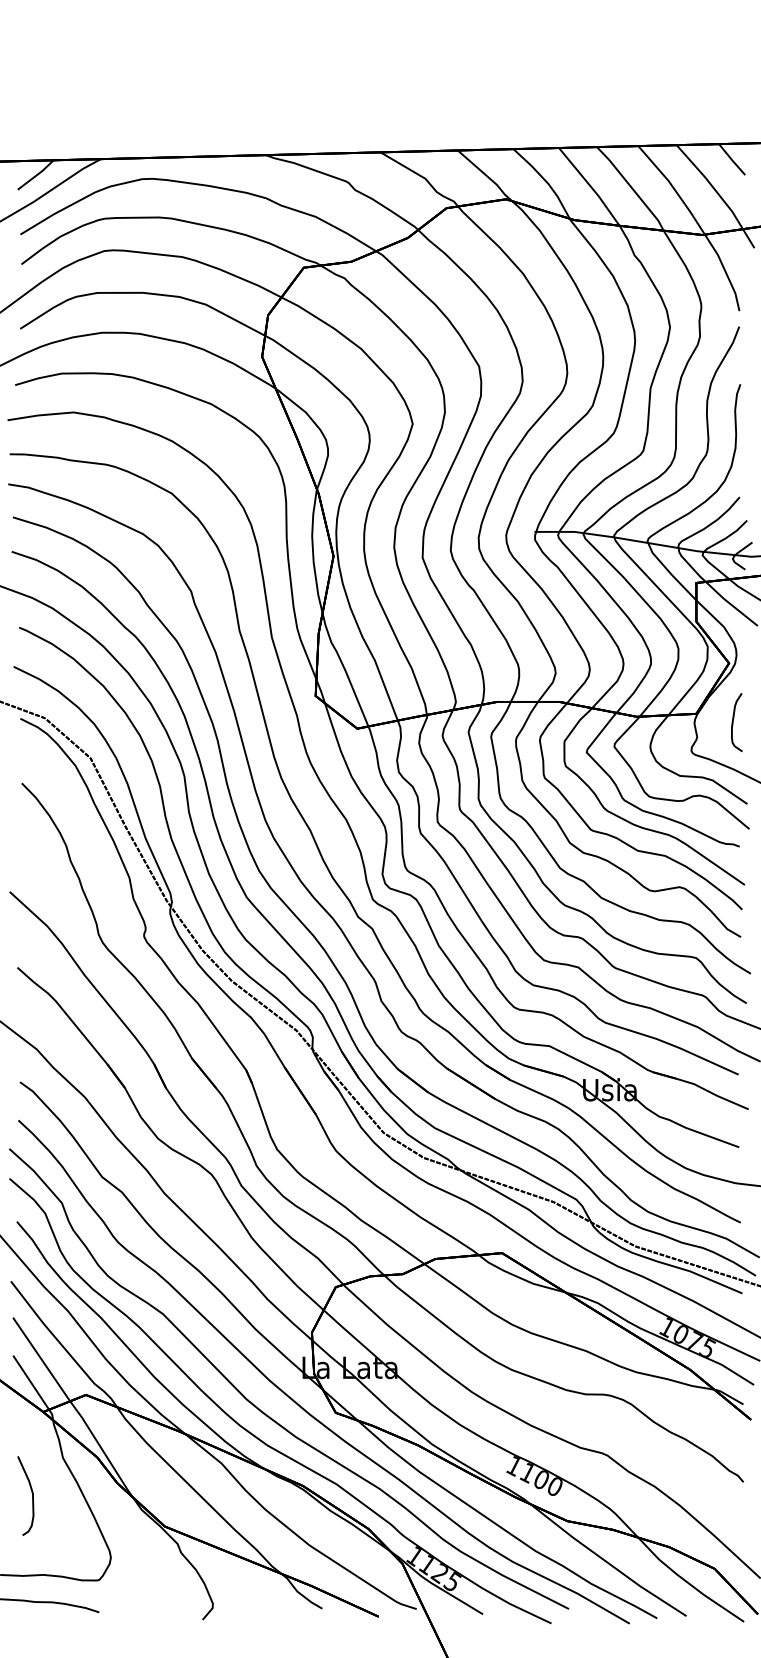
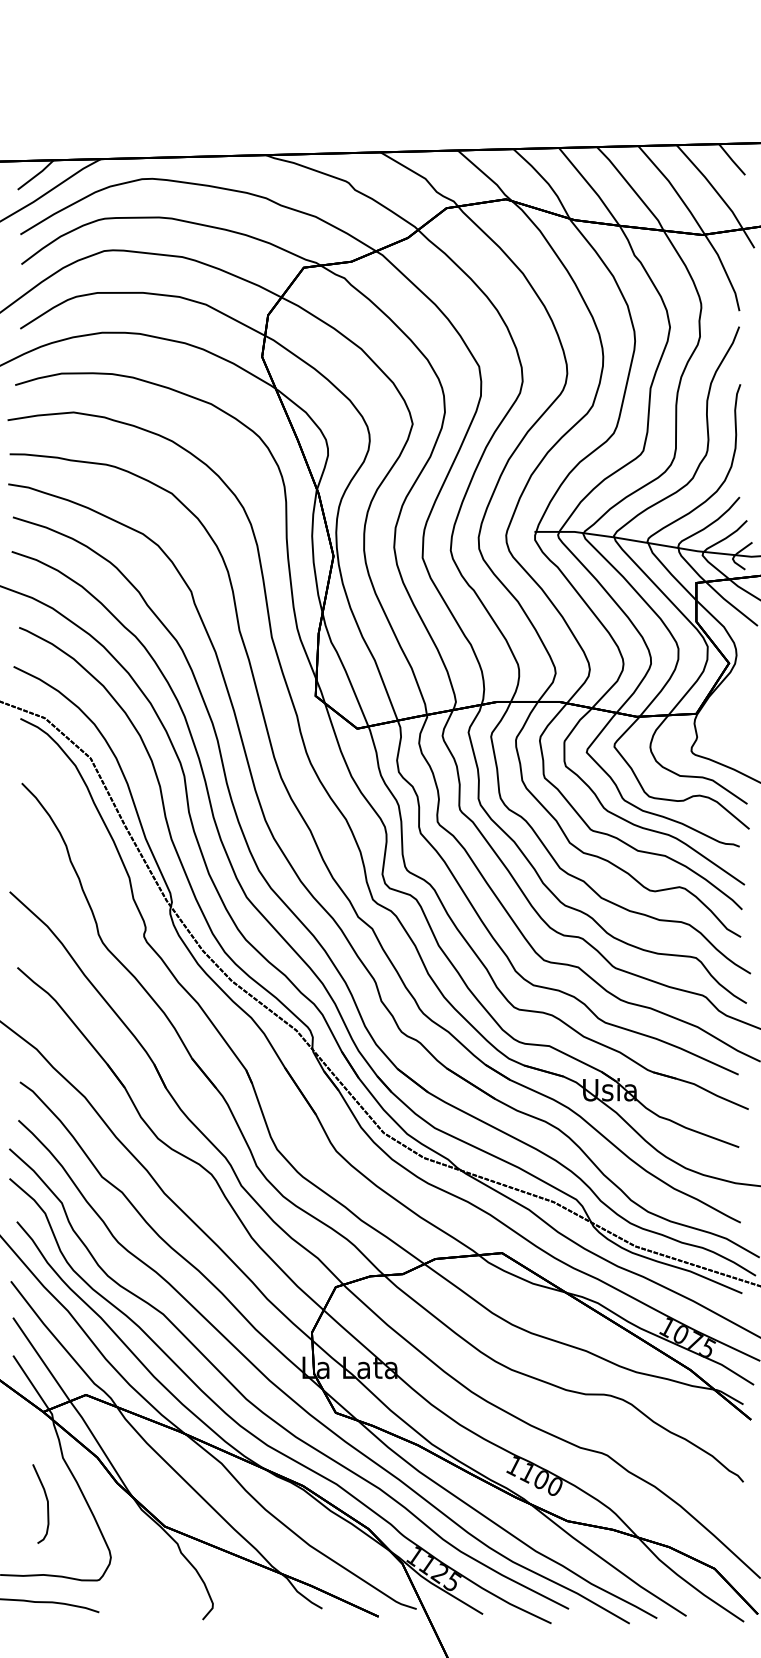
curve: present -> none (733, 722)
curve position: (31, 1492) -> (46, 1500) (46, 1500)
